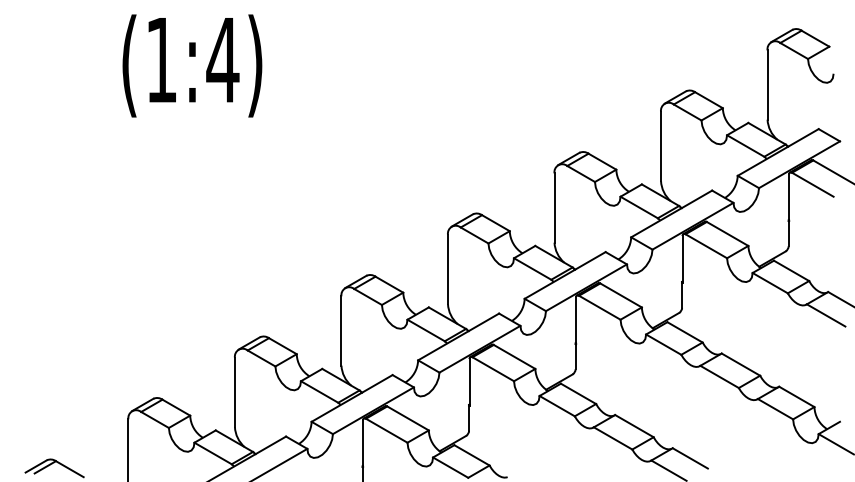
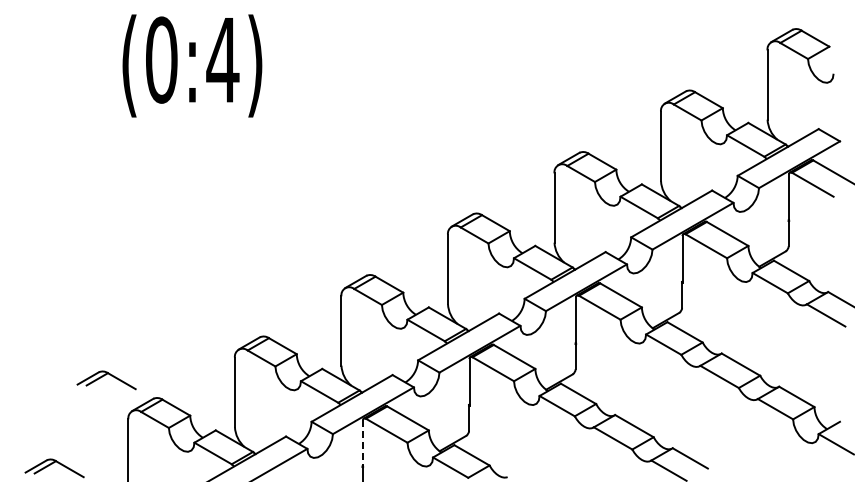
text: (1:4) -> (0:4) (161, 59)
part: none -> present (106, 380)
line: solid -> dashed (362, 444)
